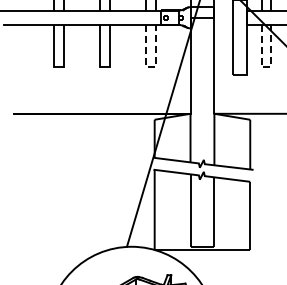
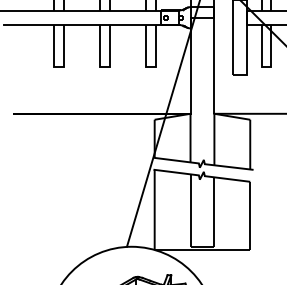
line: dashed -> solid (150, 67)
line: dashed -> solid (266, 67)
